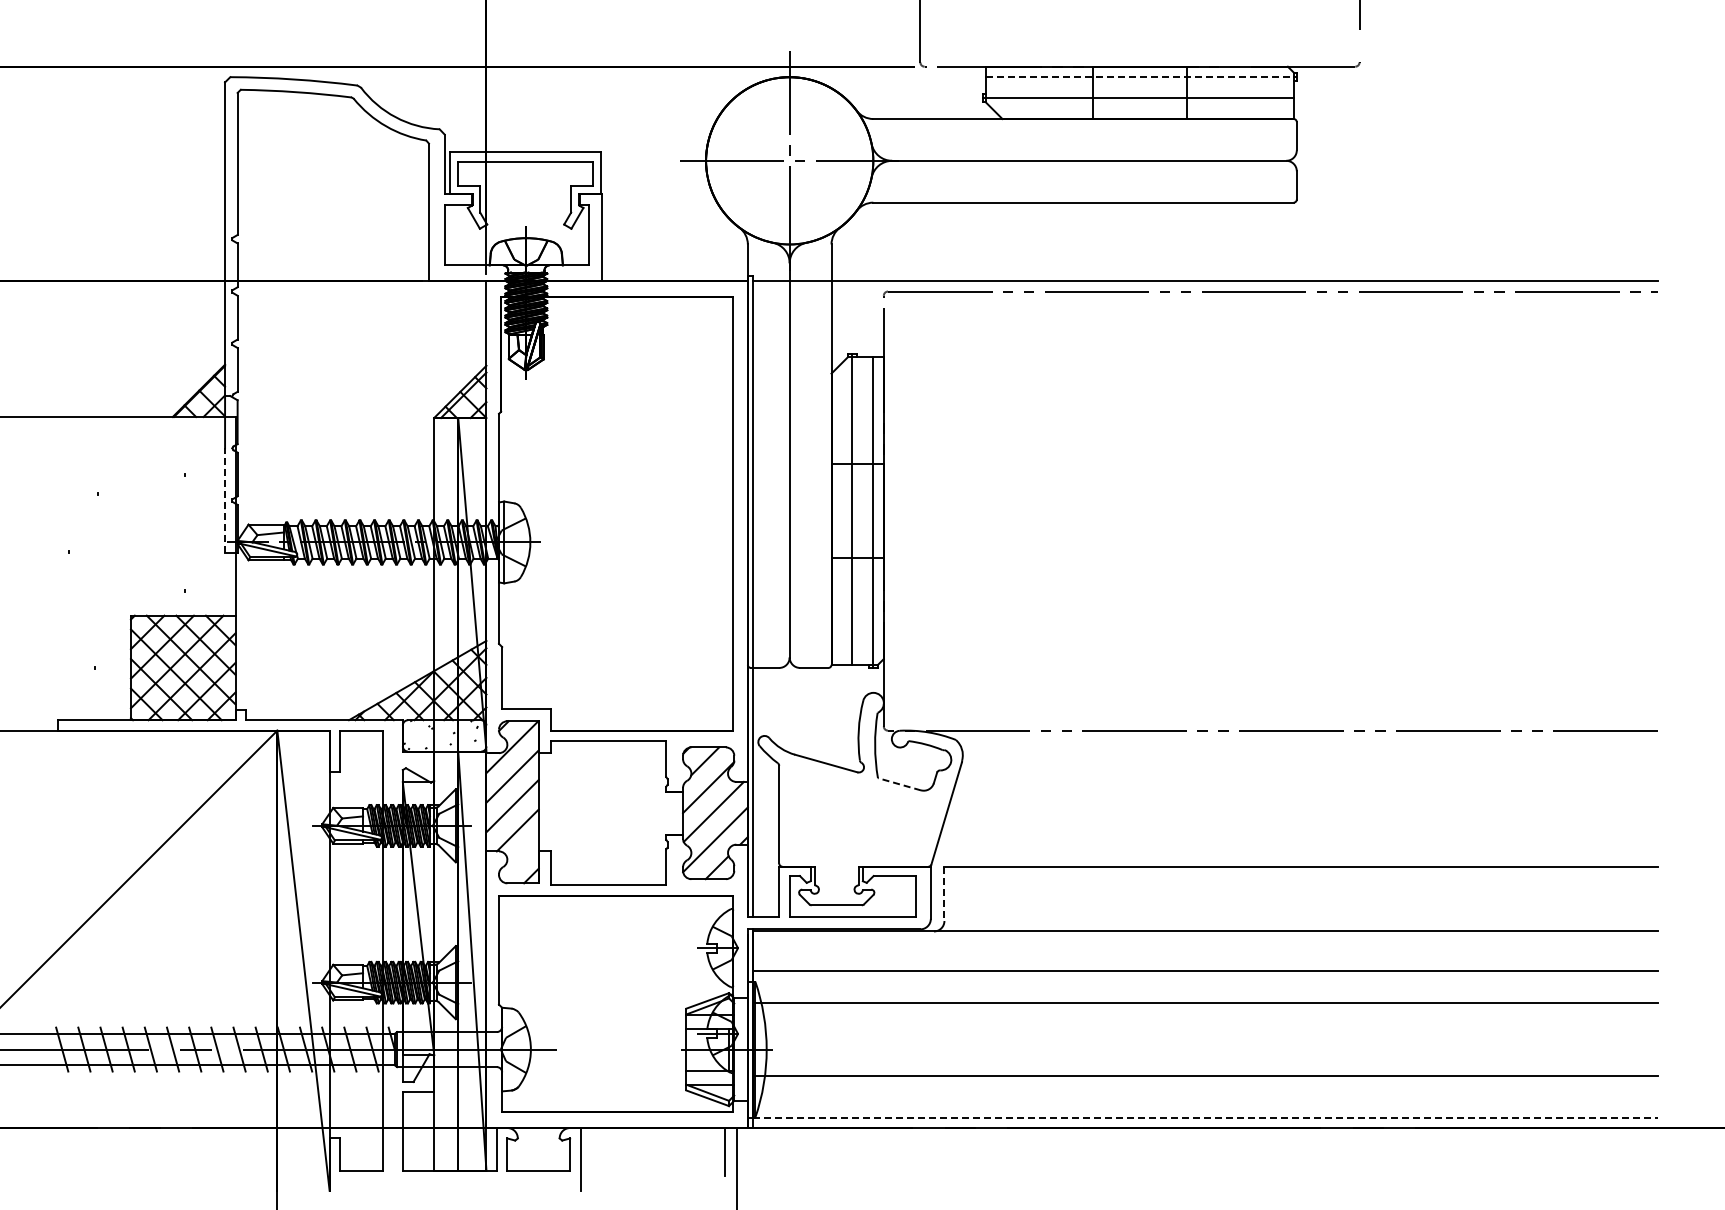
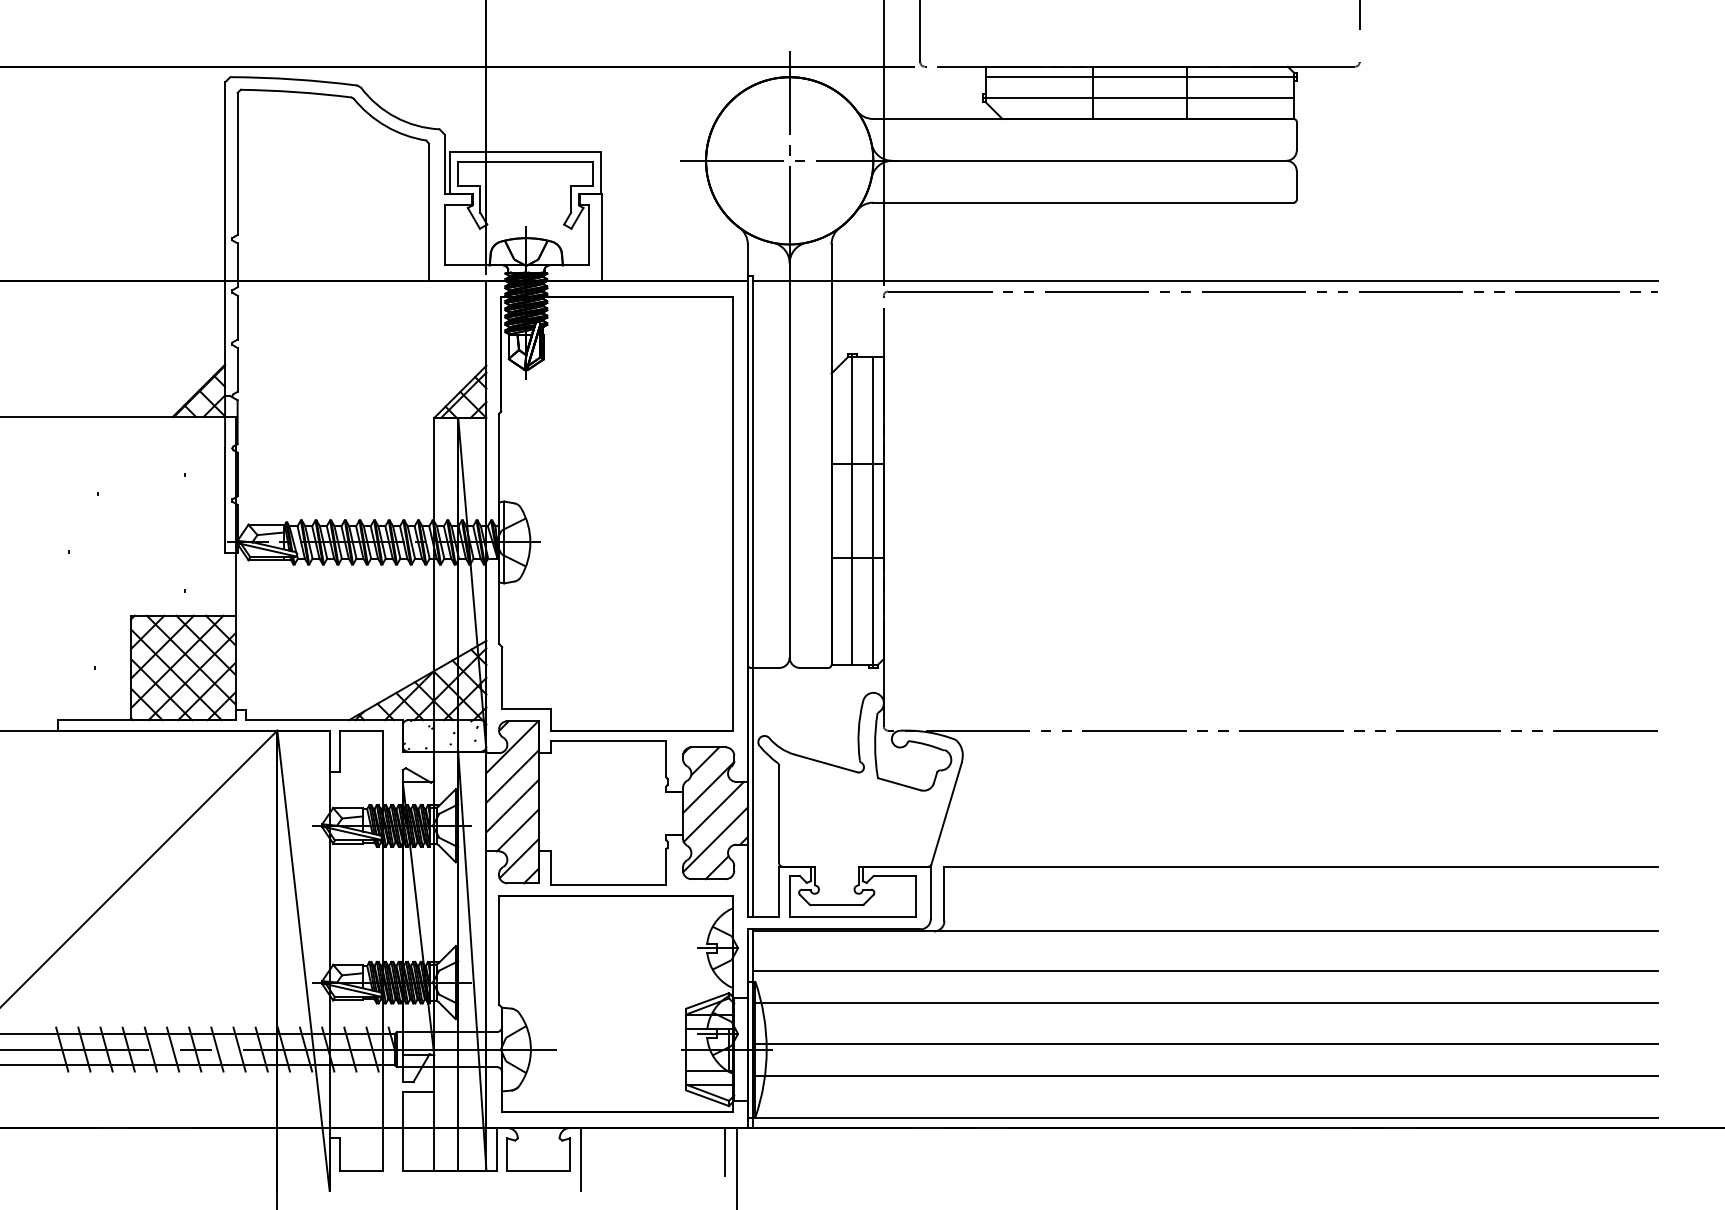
line: dashed -> solid (1141, 77)
line: none -> present (883, 143)
line: dashed -> solid (225, 500)
line: dashed -> solid (899, 784)
line: none -> present (518, 858)
line: dashed -> solid (944, 894)
line: none -> present (1205, 1044)
line: dashed -> solid (1205, 1117)
